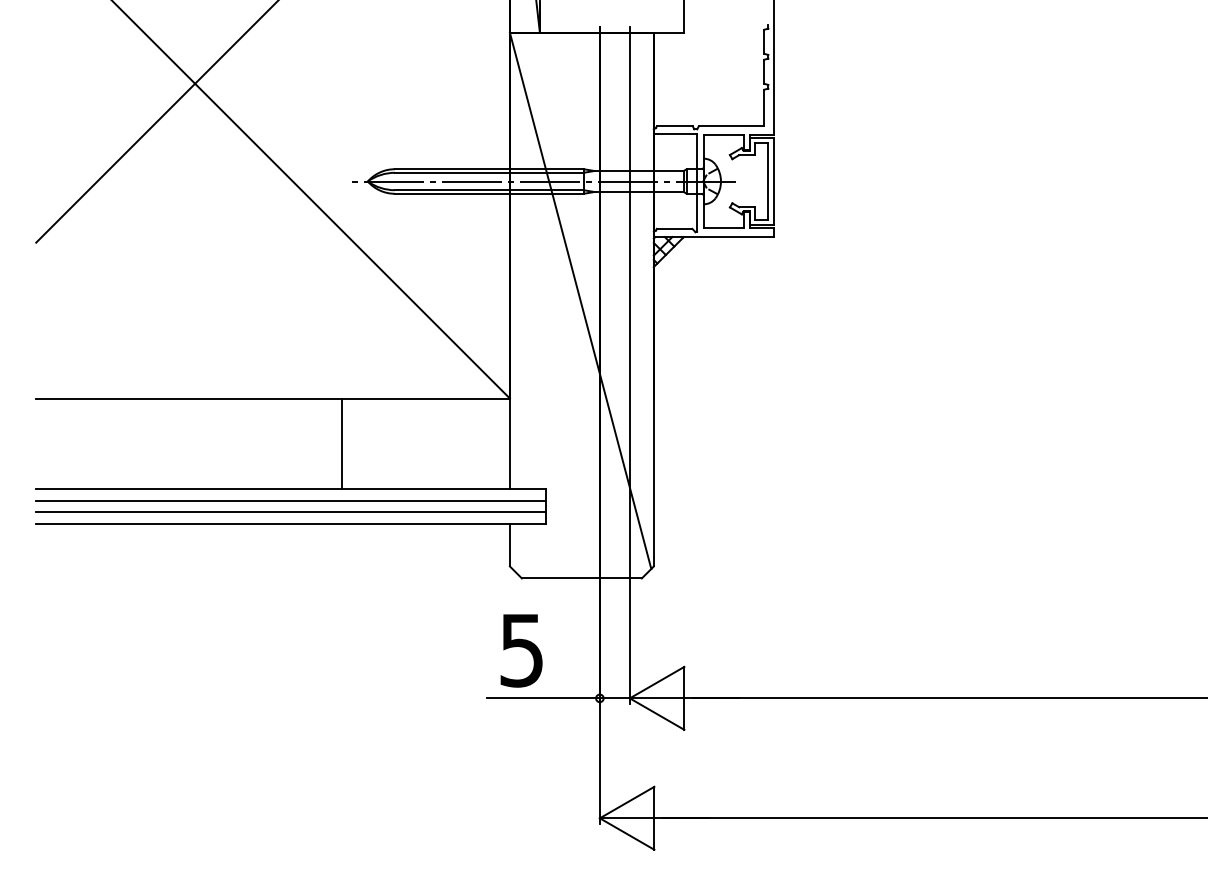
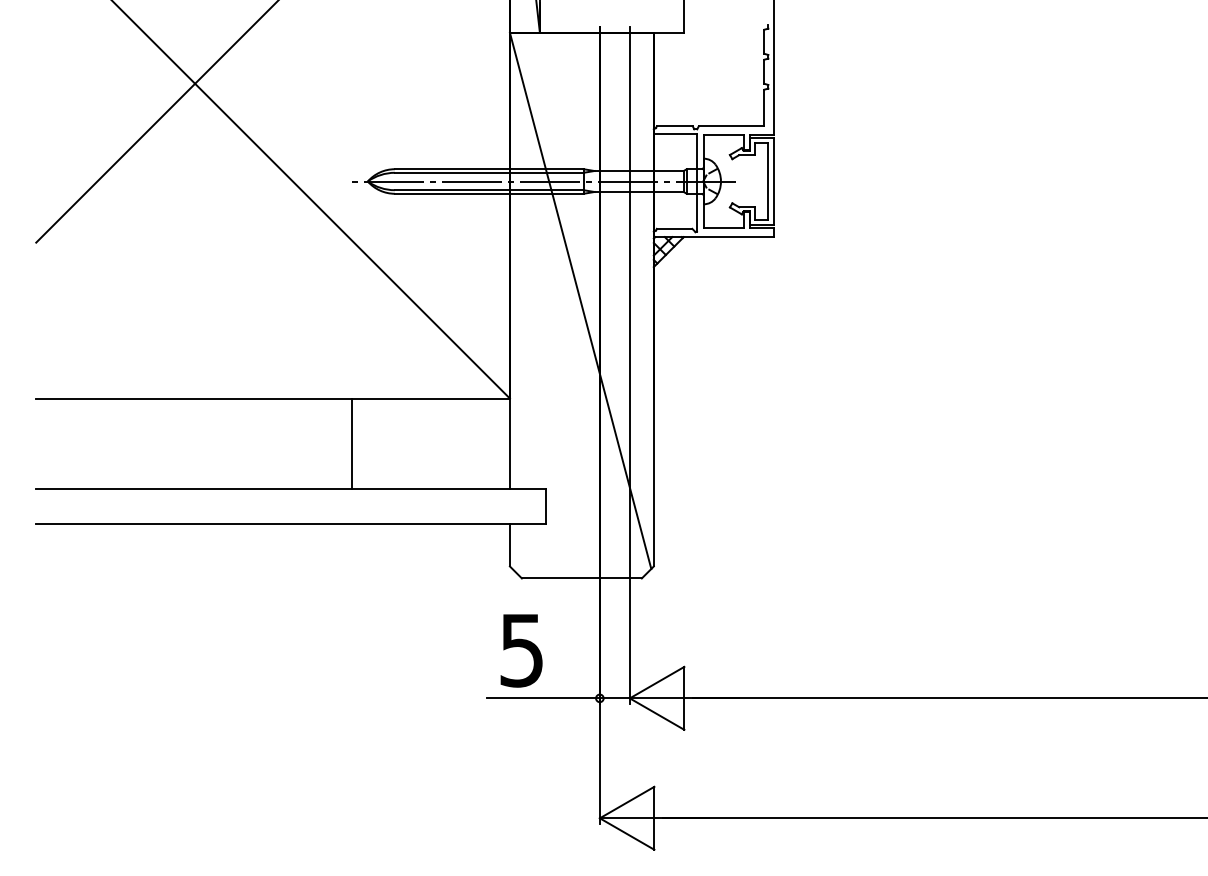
line position: (342, 443) -> (352, 443) (352, 443)
line: present -> none (290, 500)
line: present -> none (290, 512)
